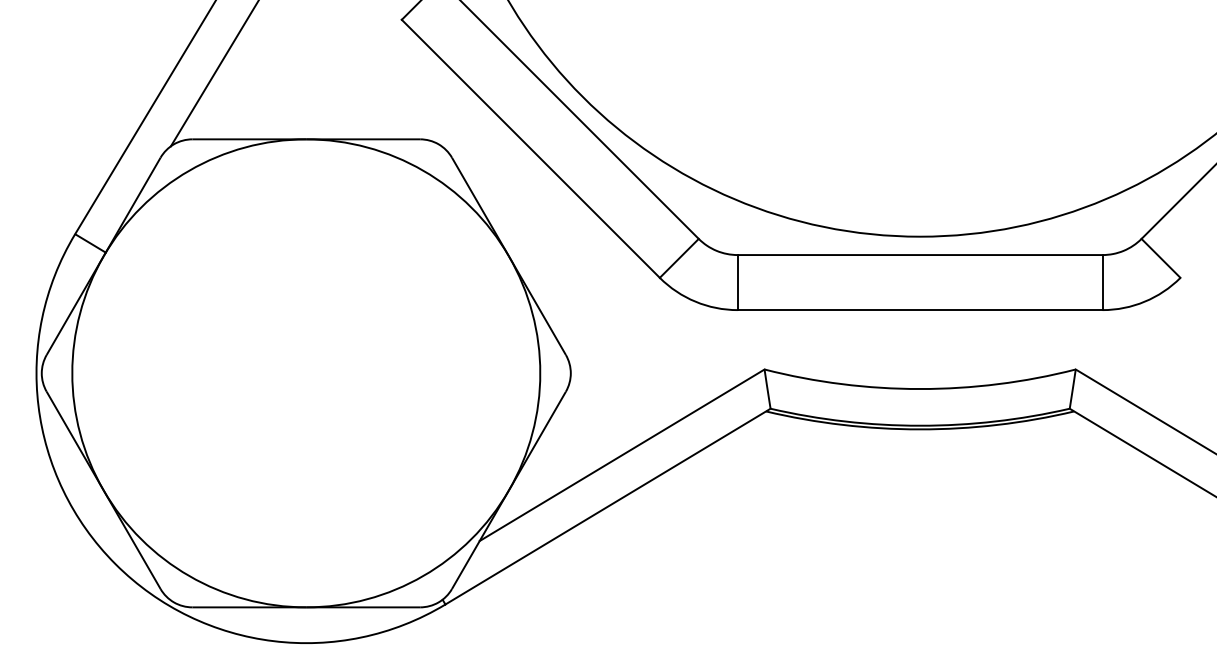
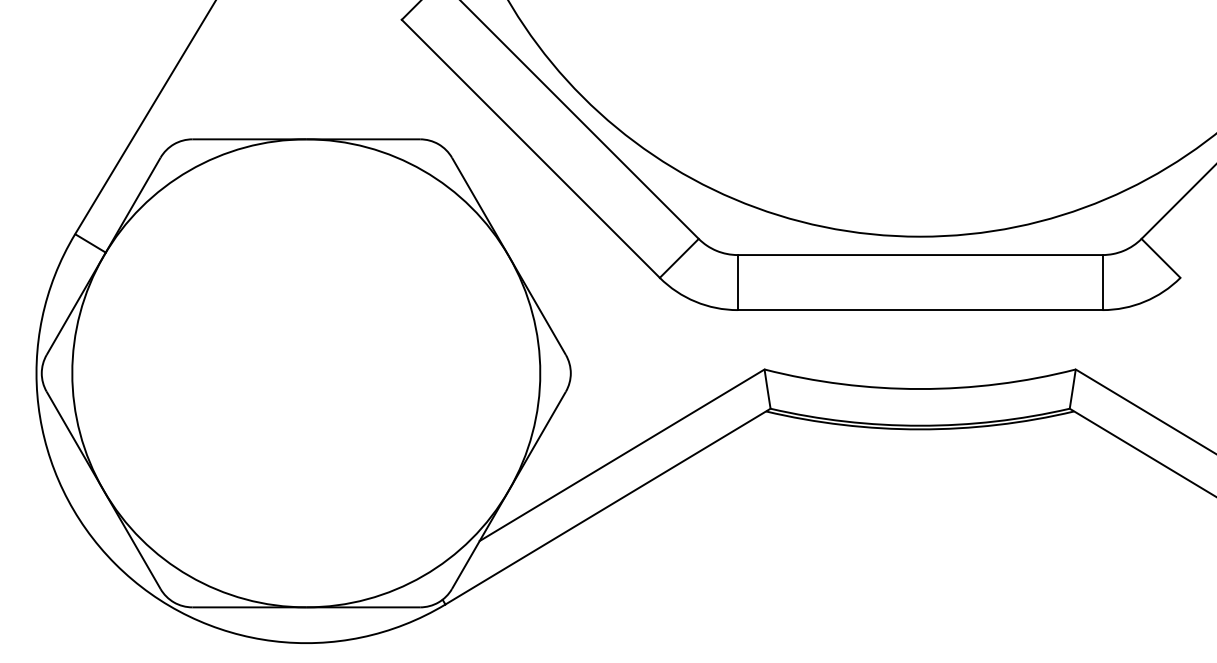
line: present -> none (213, 74)
